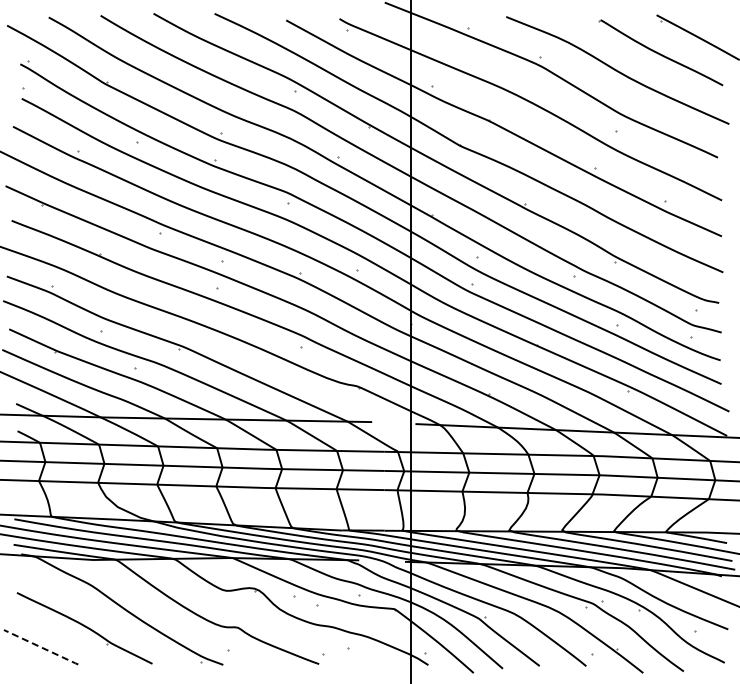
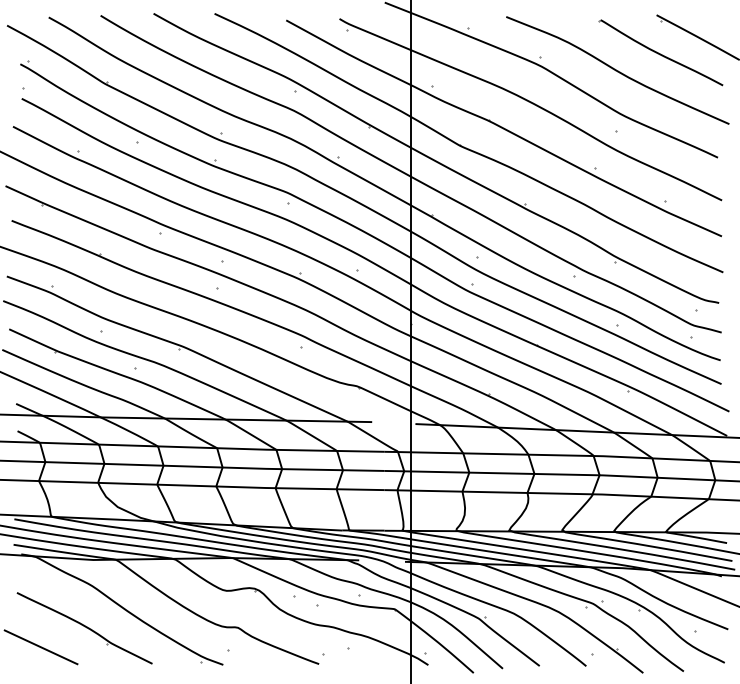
line: dashed -> solid (41, 647)
